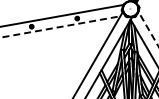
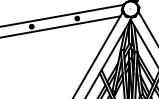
line: dashed -> solid (60, 26)
line: dashed -> solid (148, 29)
